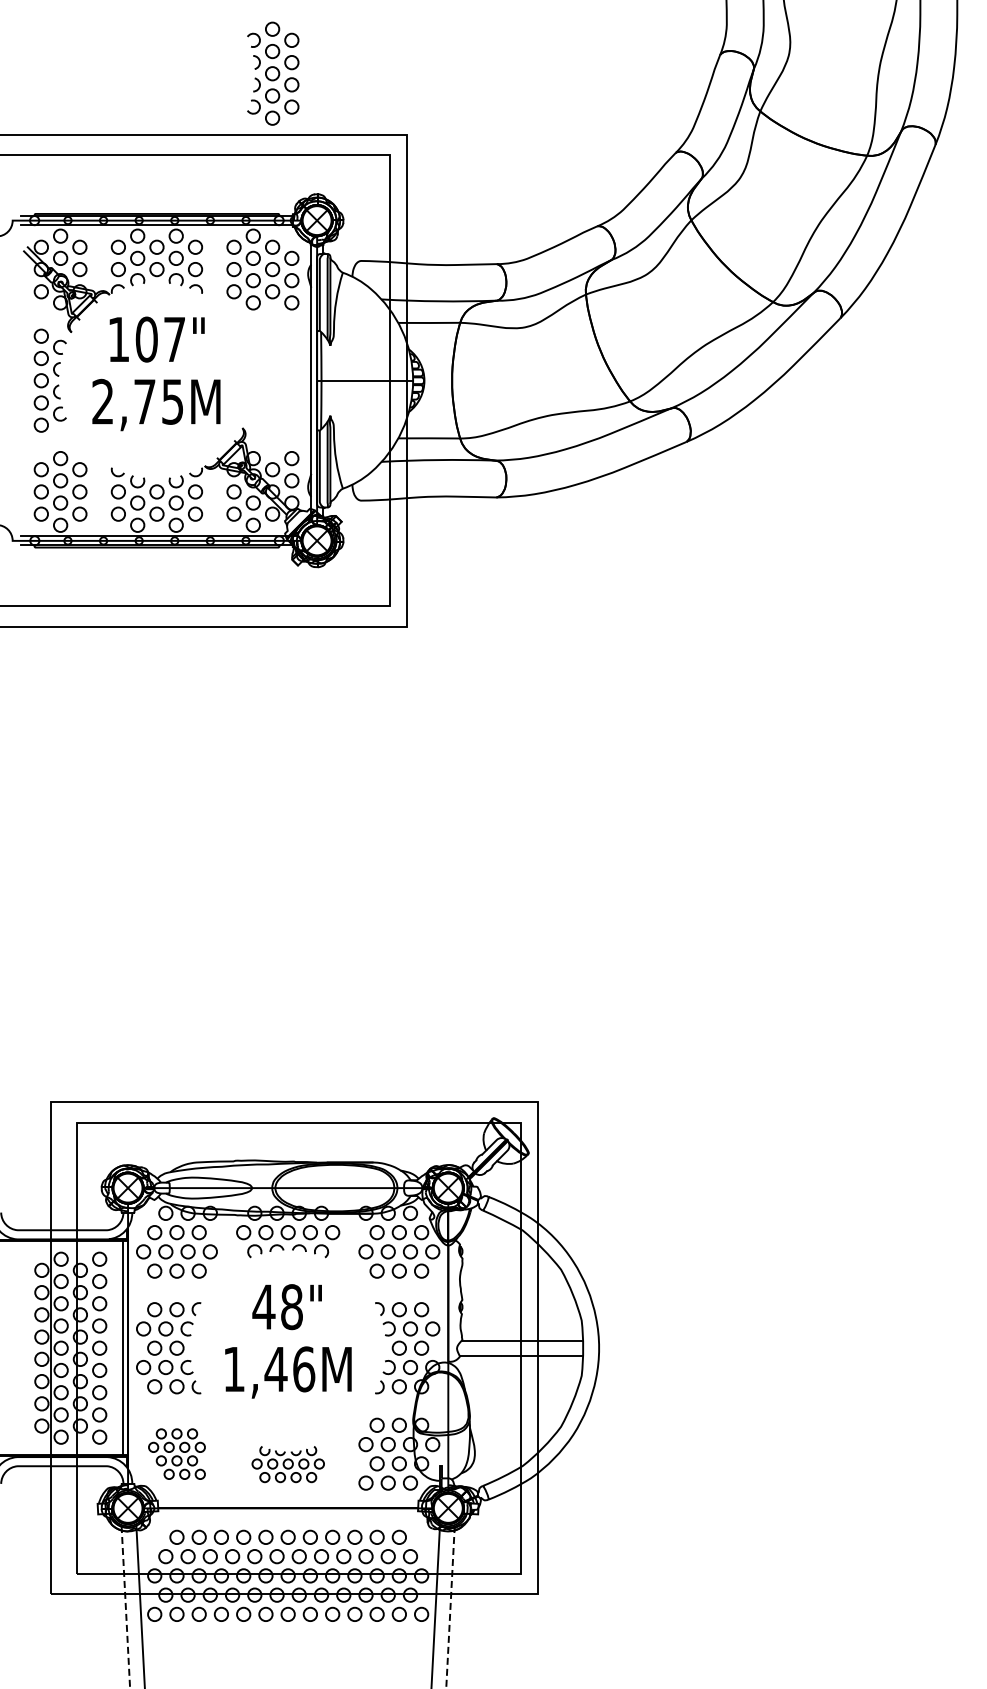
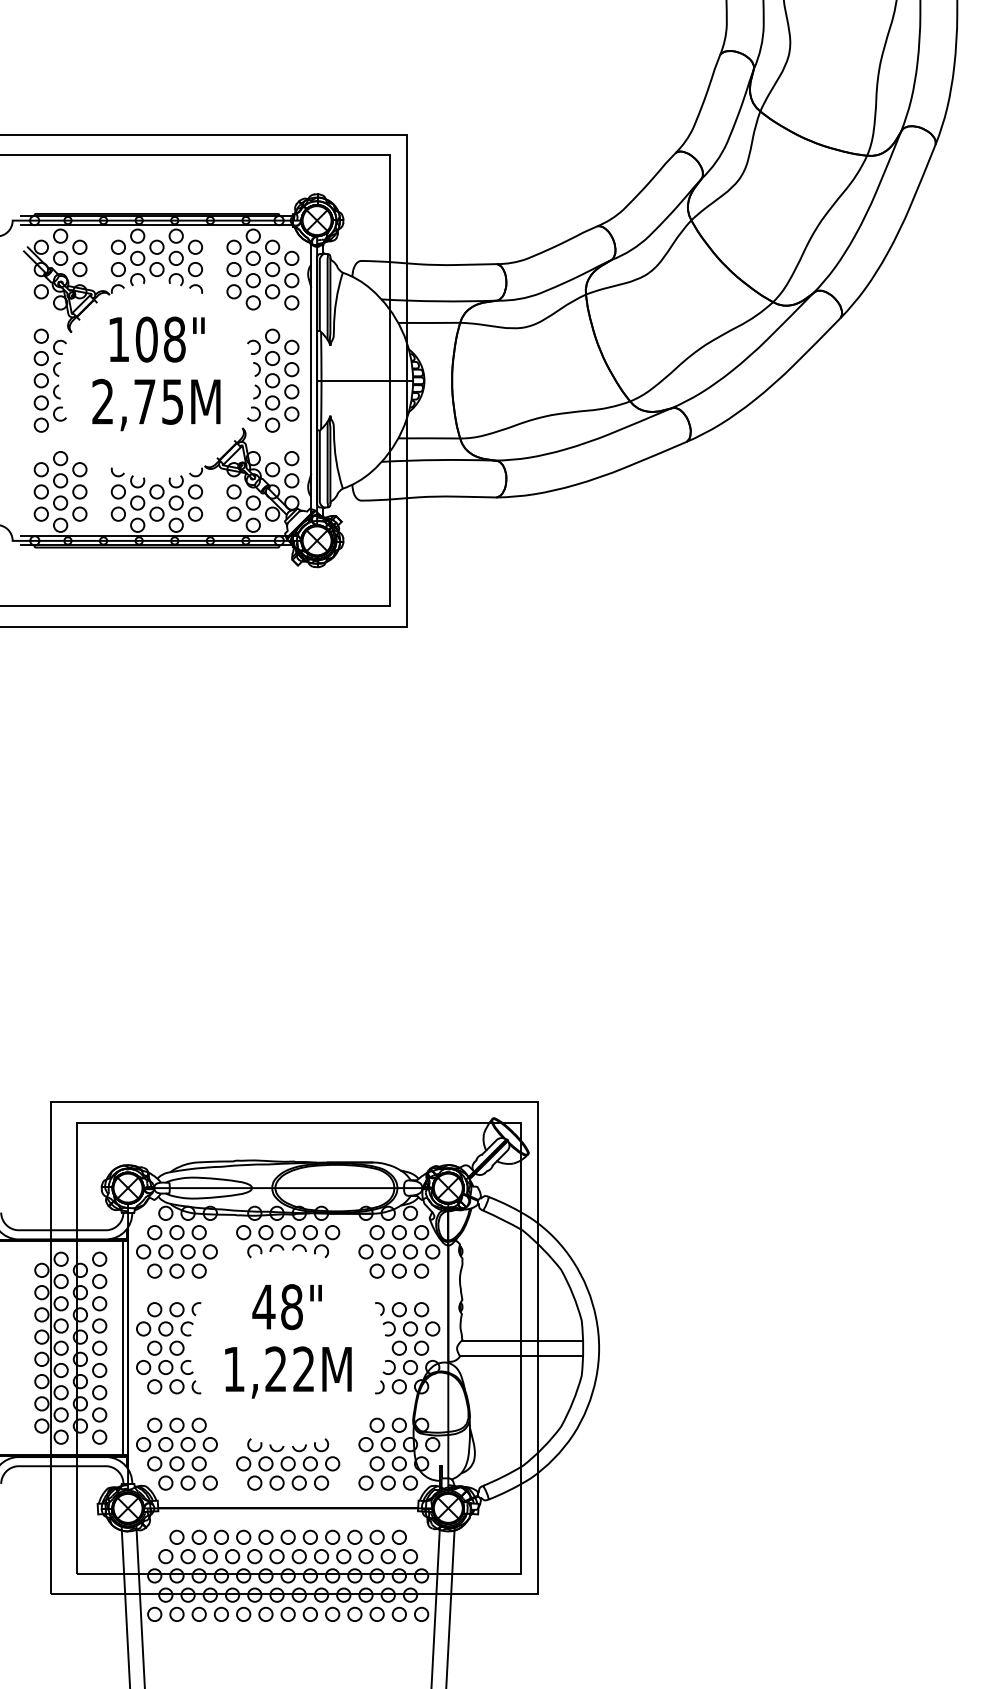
part position: (273, 73) -> (273, 380) (273, 380)
text: 107" -> 108" (174, 339)
text: 1,46M -> 1,22M (289, 1369)
part size: 58x52 px -> 82x74 px (176, 1453)
part size: 74x38 px -> 105x53 px (288, 1464)
line: dashed -> solid (125, 1607)
line: dashed -> solid (450, 1607)
